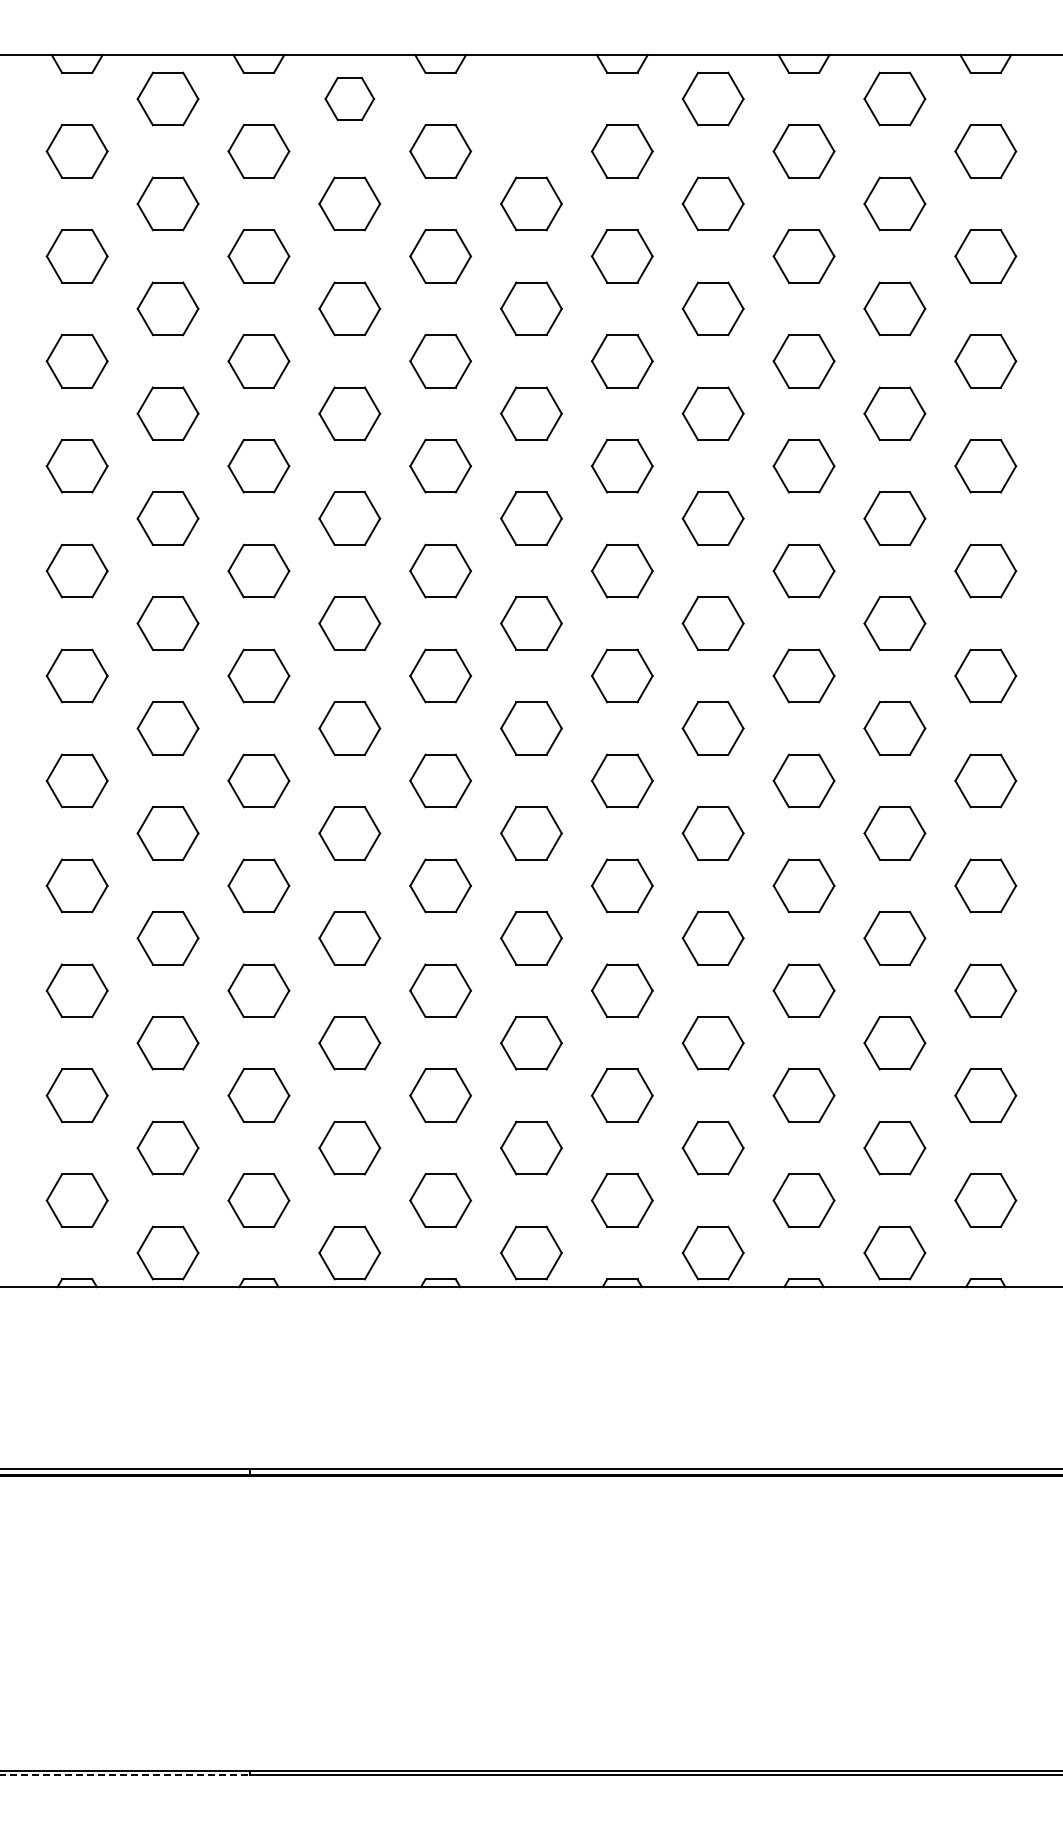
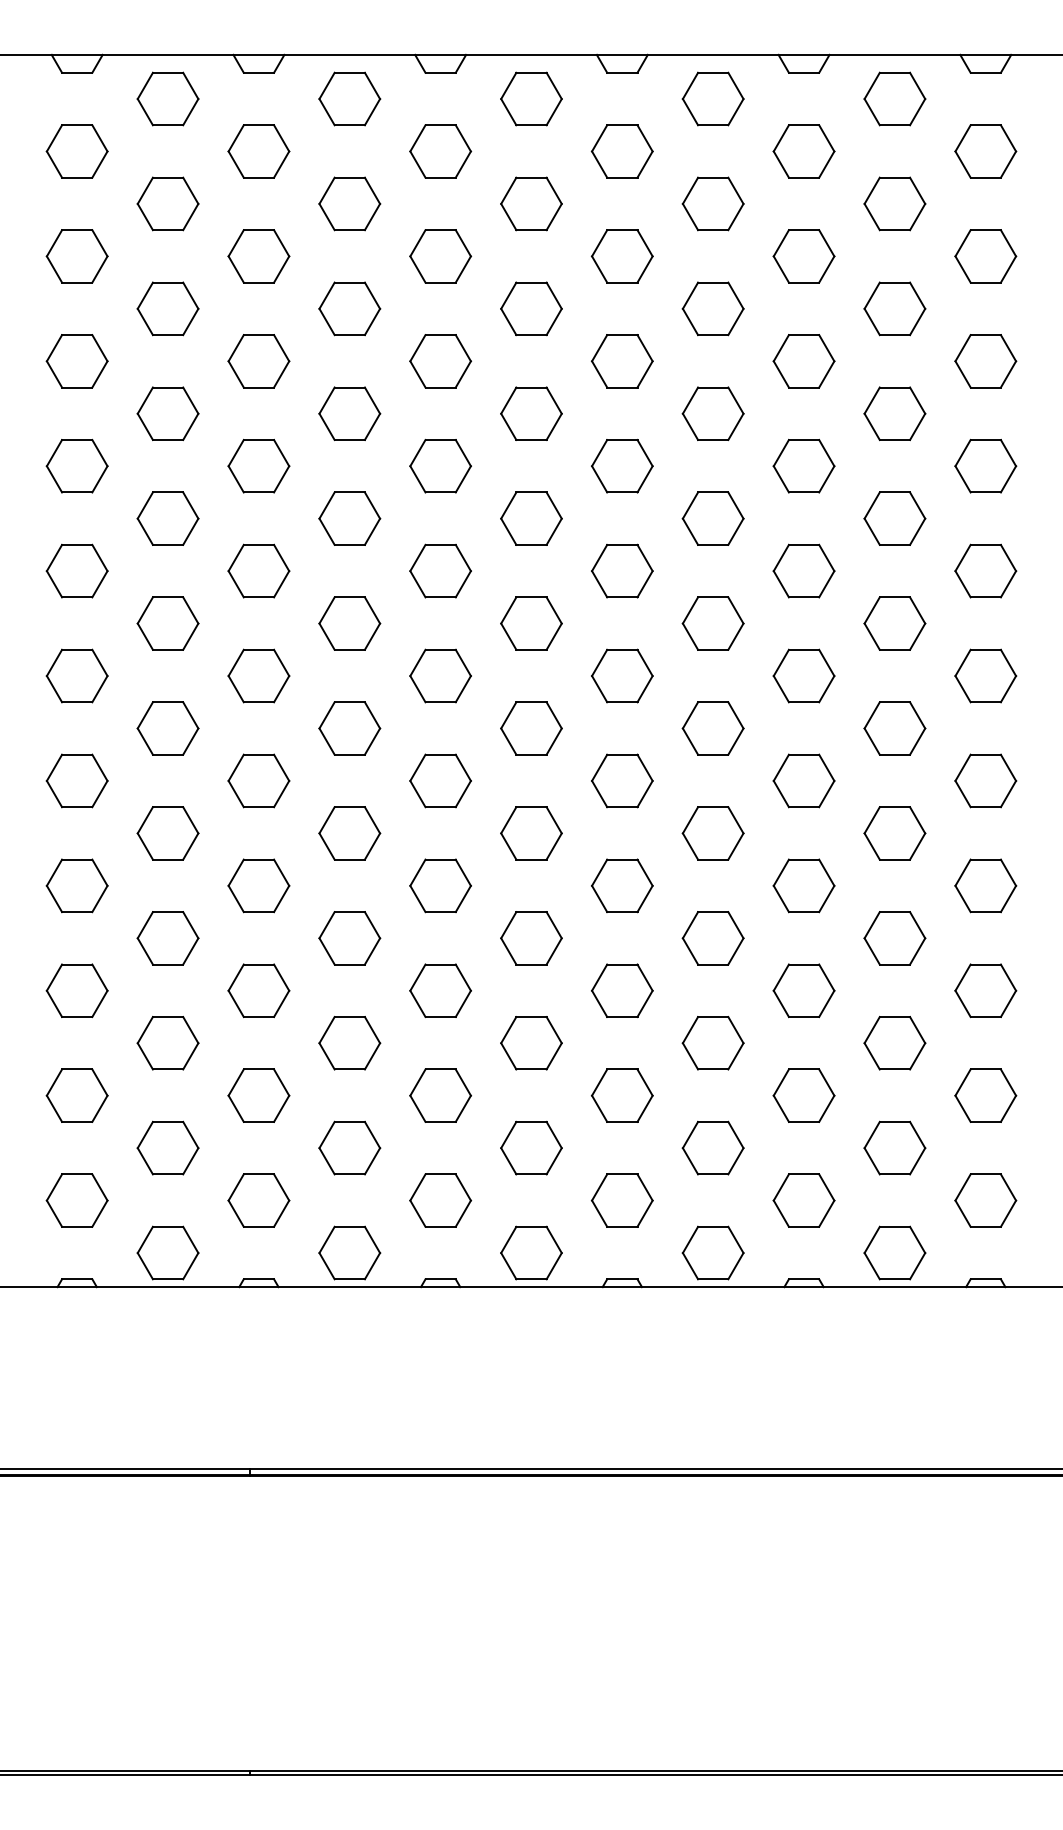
part size: 52x44 px -> 64x56 px (349, 98)
part: none -> present (531, 98)
line: dashed -> solid (125, 1775)
